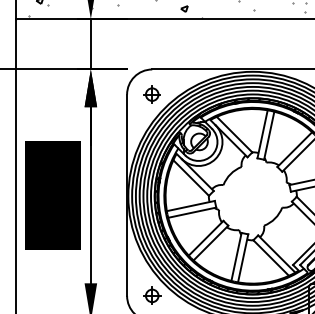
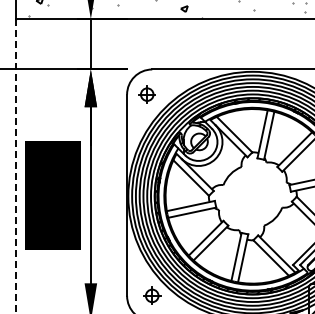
part position: (151, 94) -> (146, 94) (146, 94)
line: solid -> dashed (16, 166)
